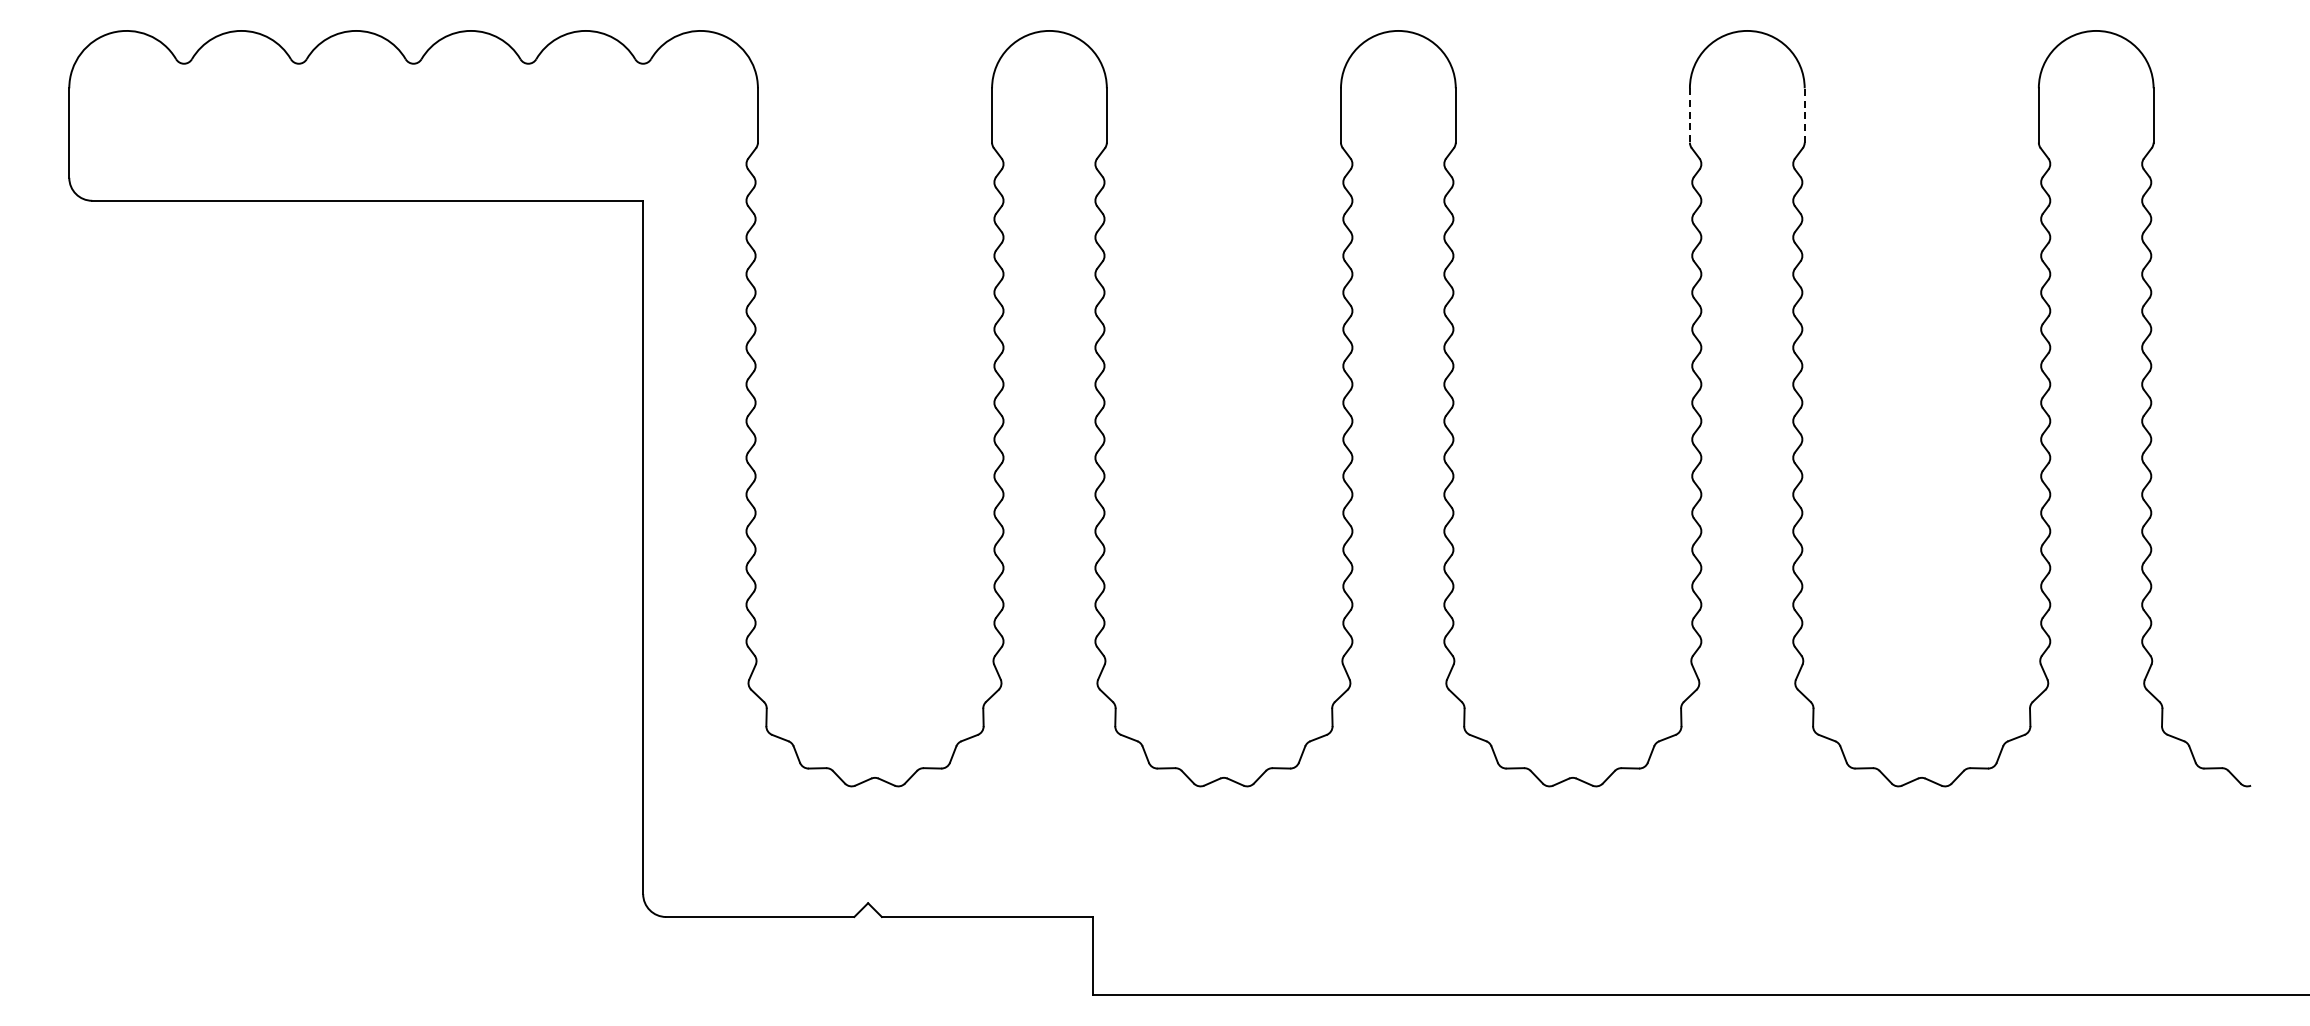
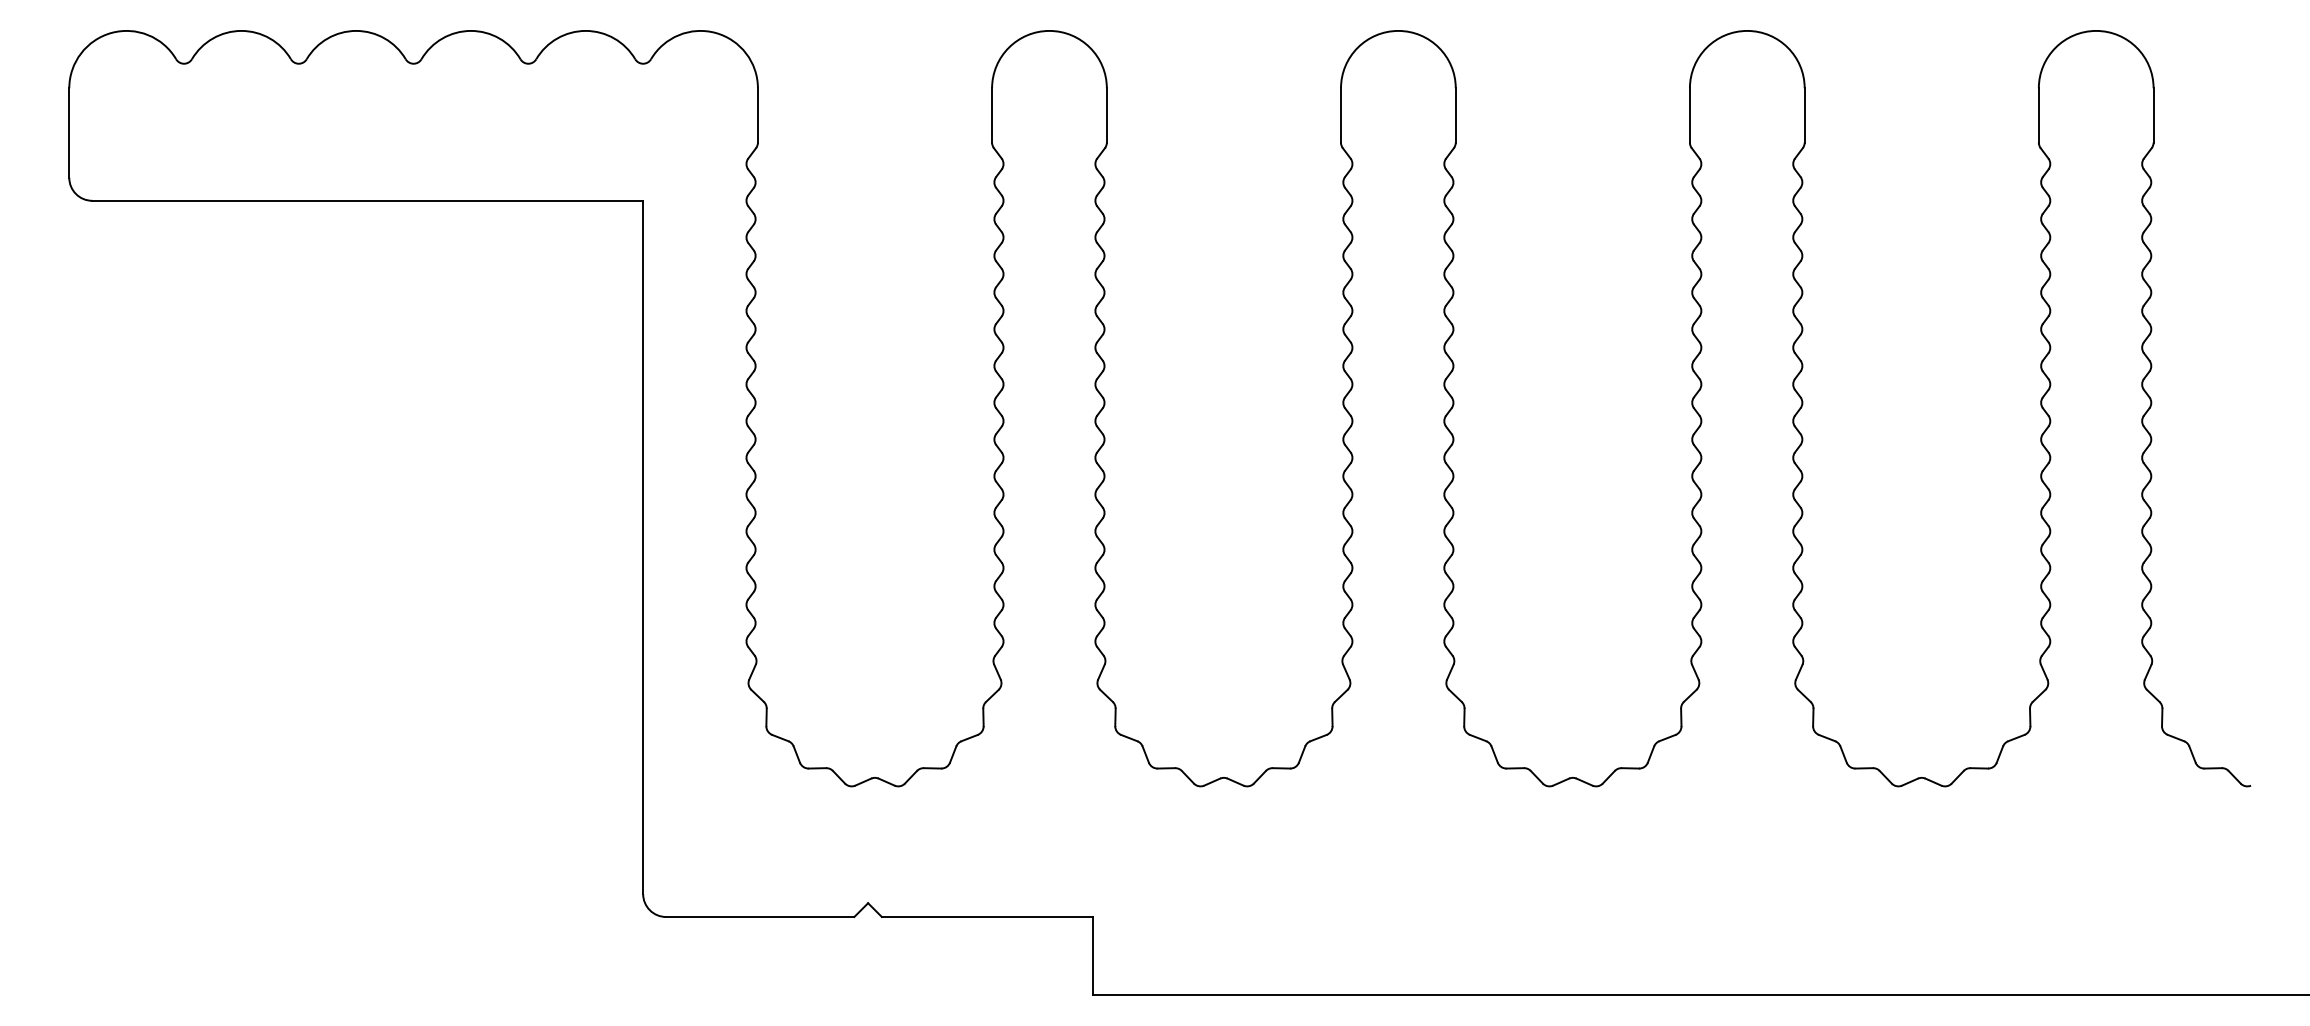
line: dashed -> solid (1689, 115)
line: dashed -> solid (1804, 115)
